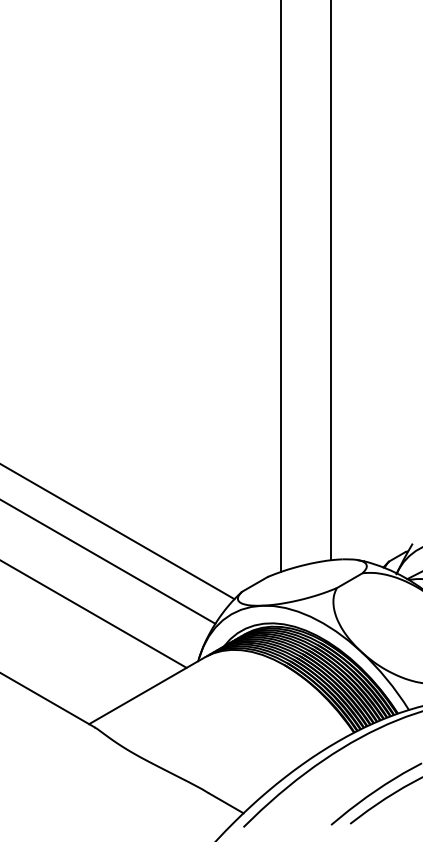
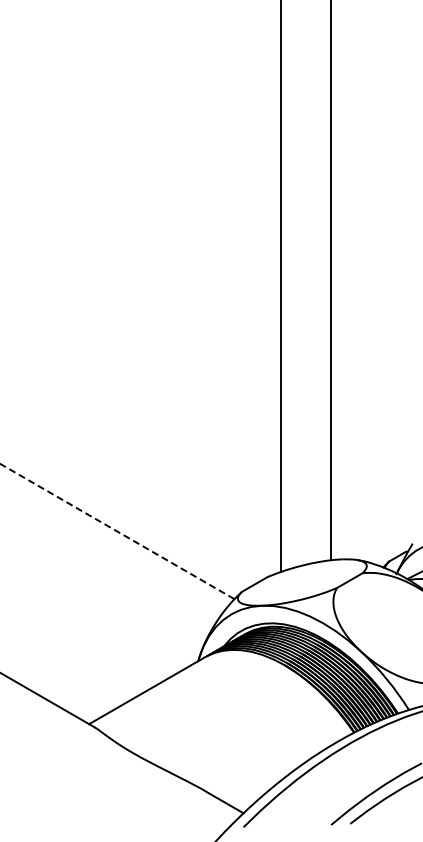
line: solid -> dashed (117, 531)
line: present -> none (108, 561)
line: present -> none (94, 614)
